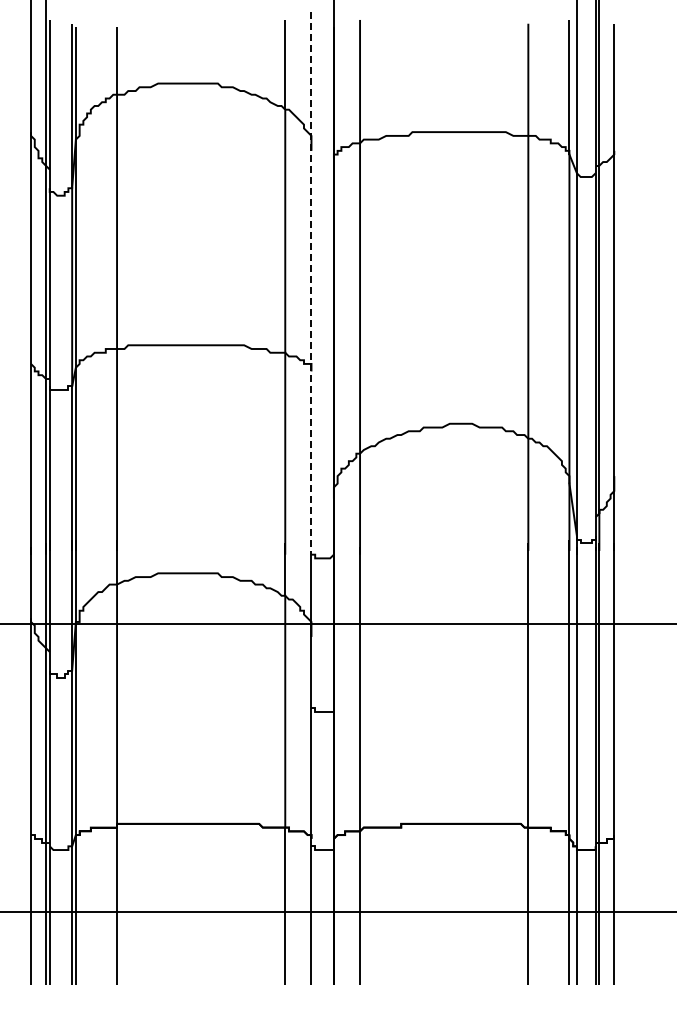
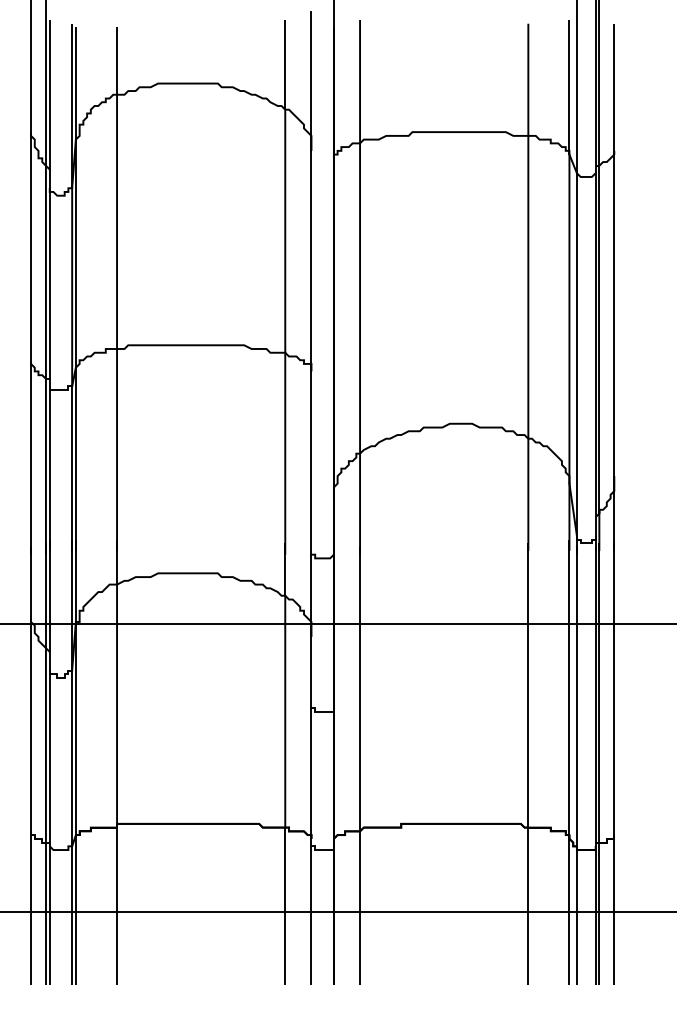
line: dashed -> solid (311, 284)
